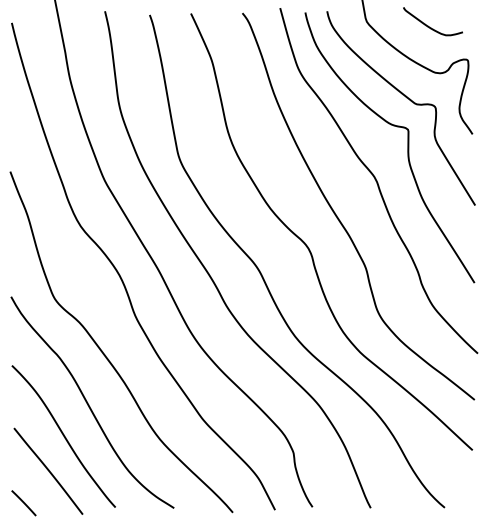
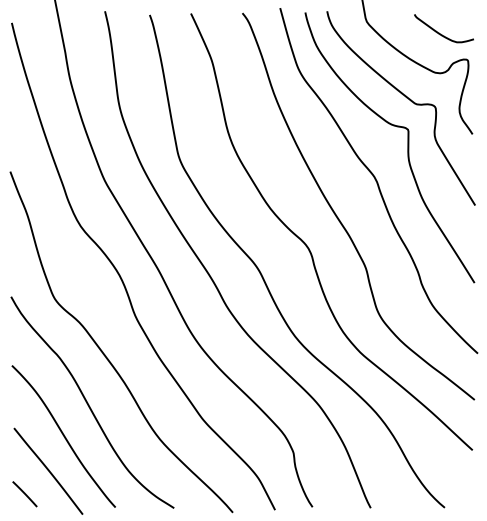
curve position: (428, 25) -> (439, 32) (439, 32)
line position: (23, 503) -> (24, 494) (24, 494)
